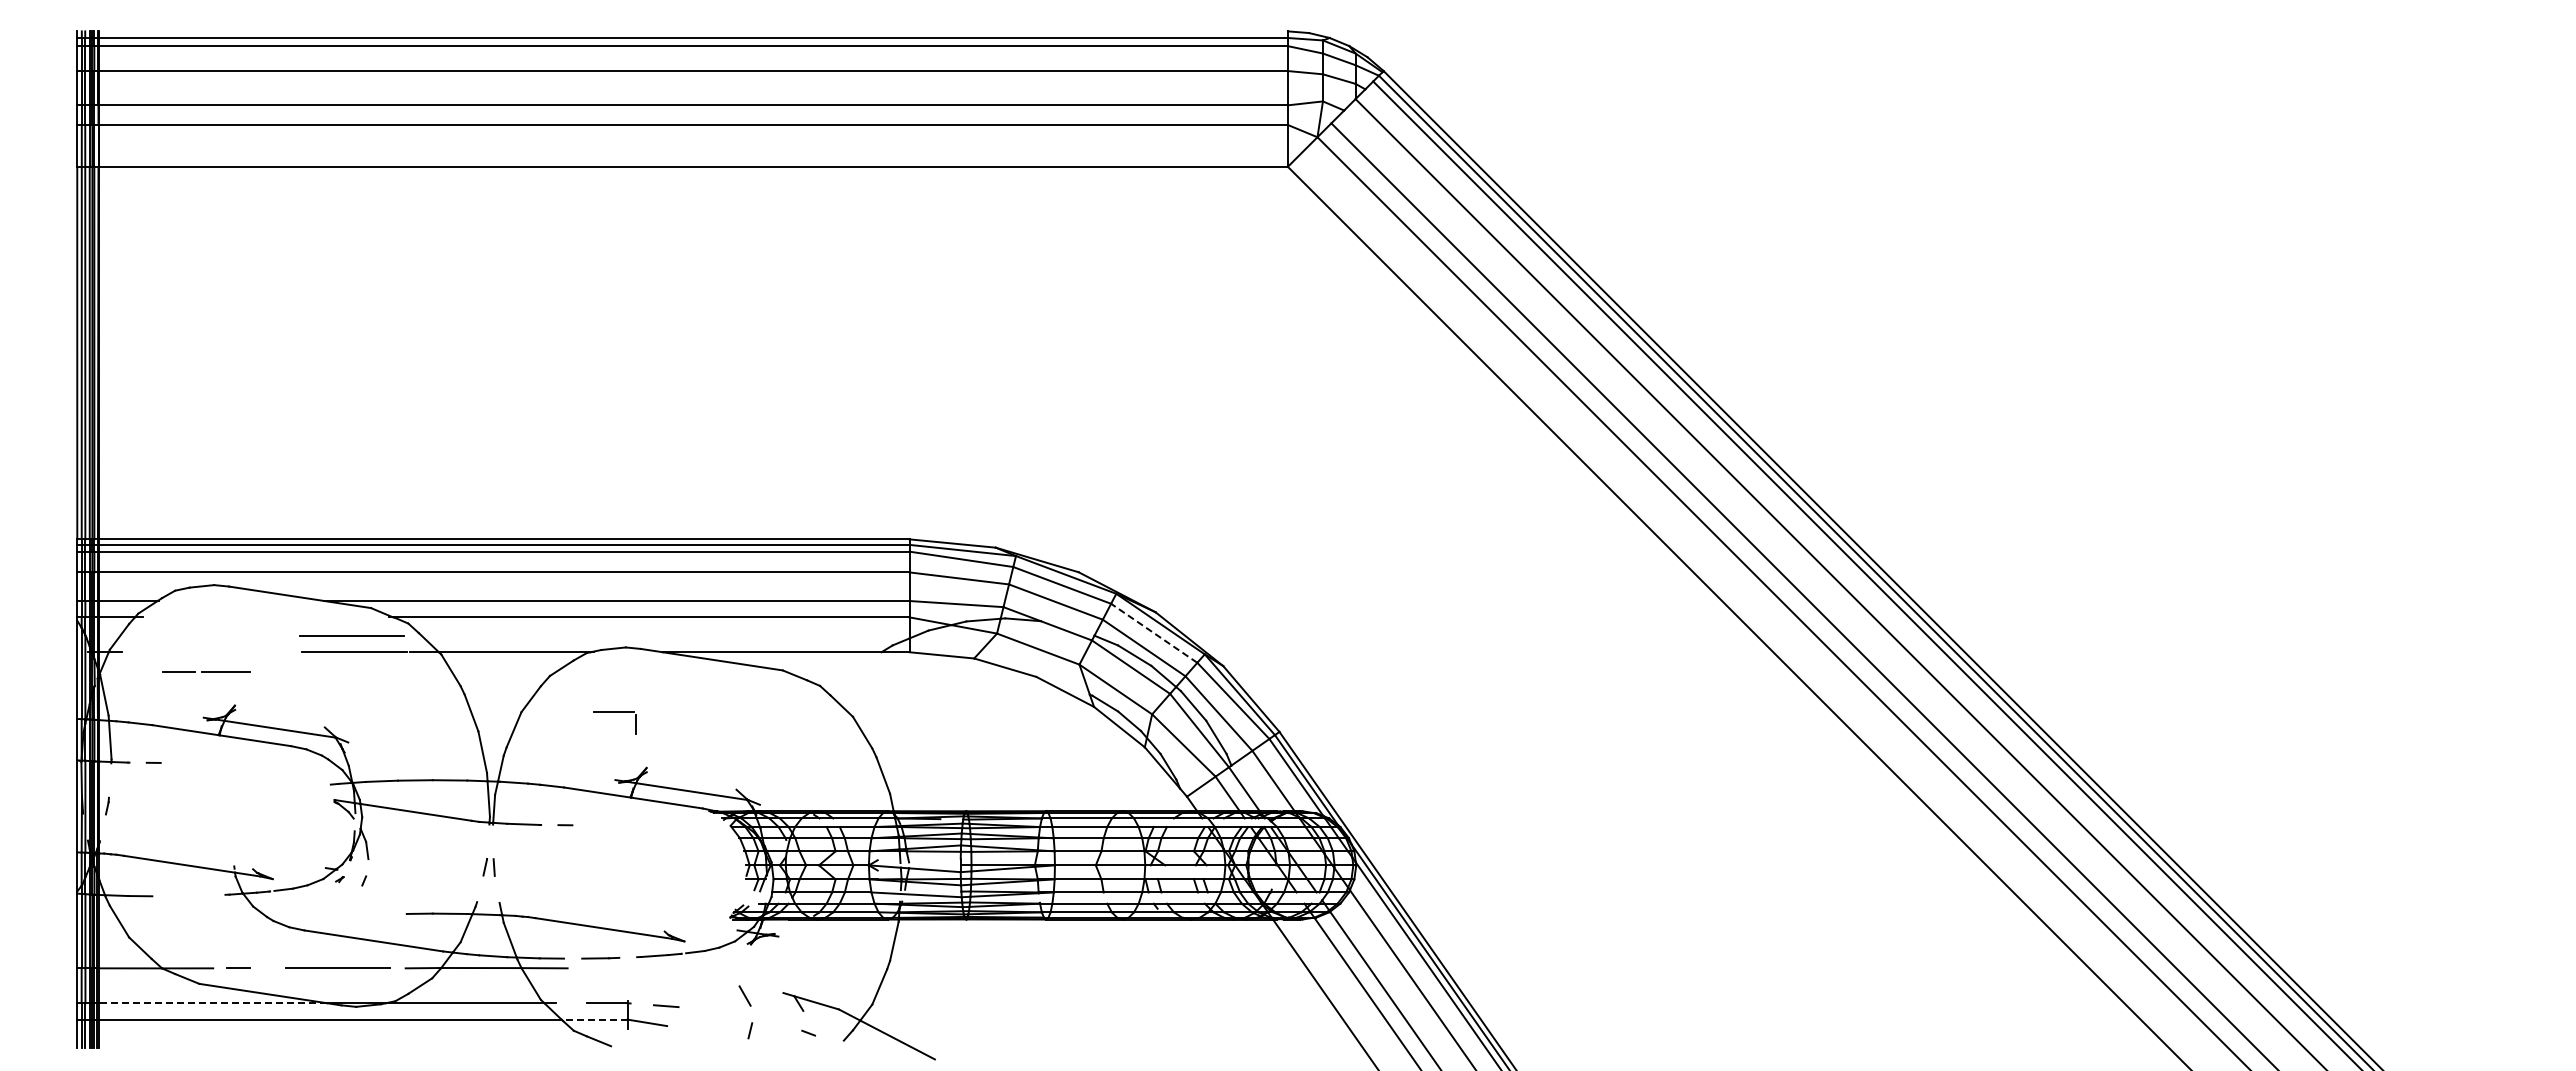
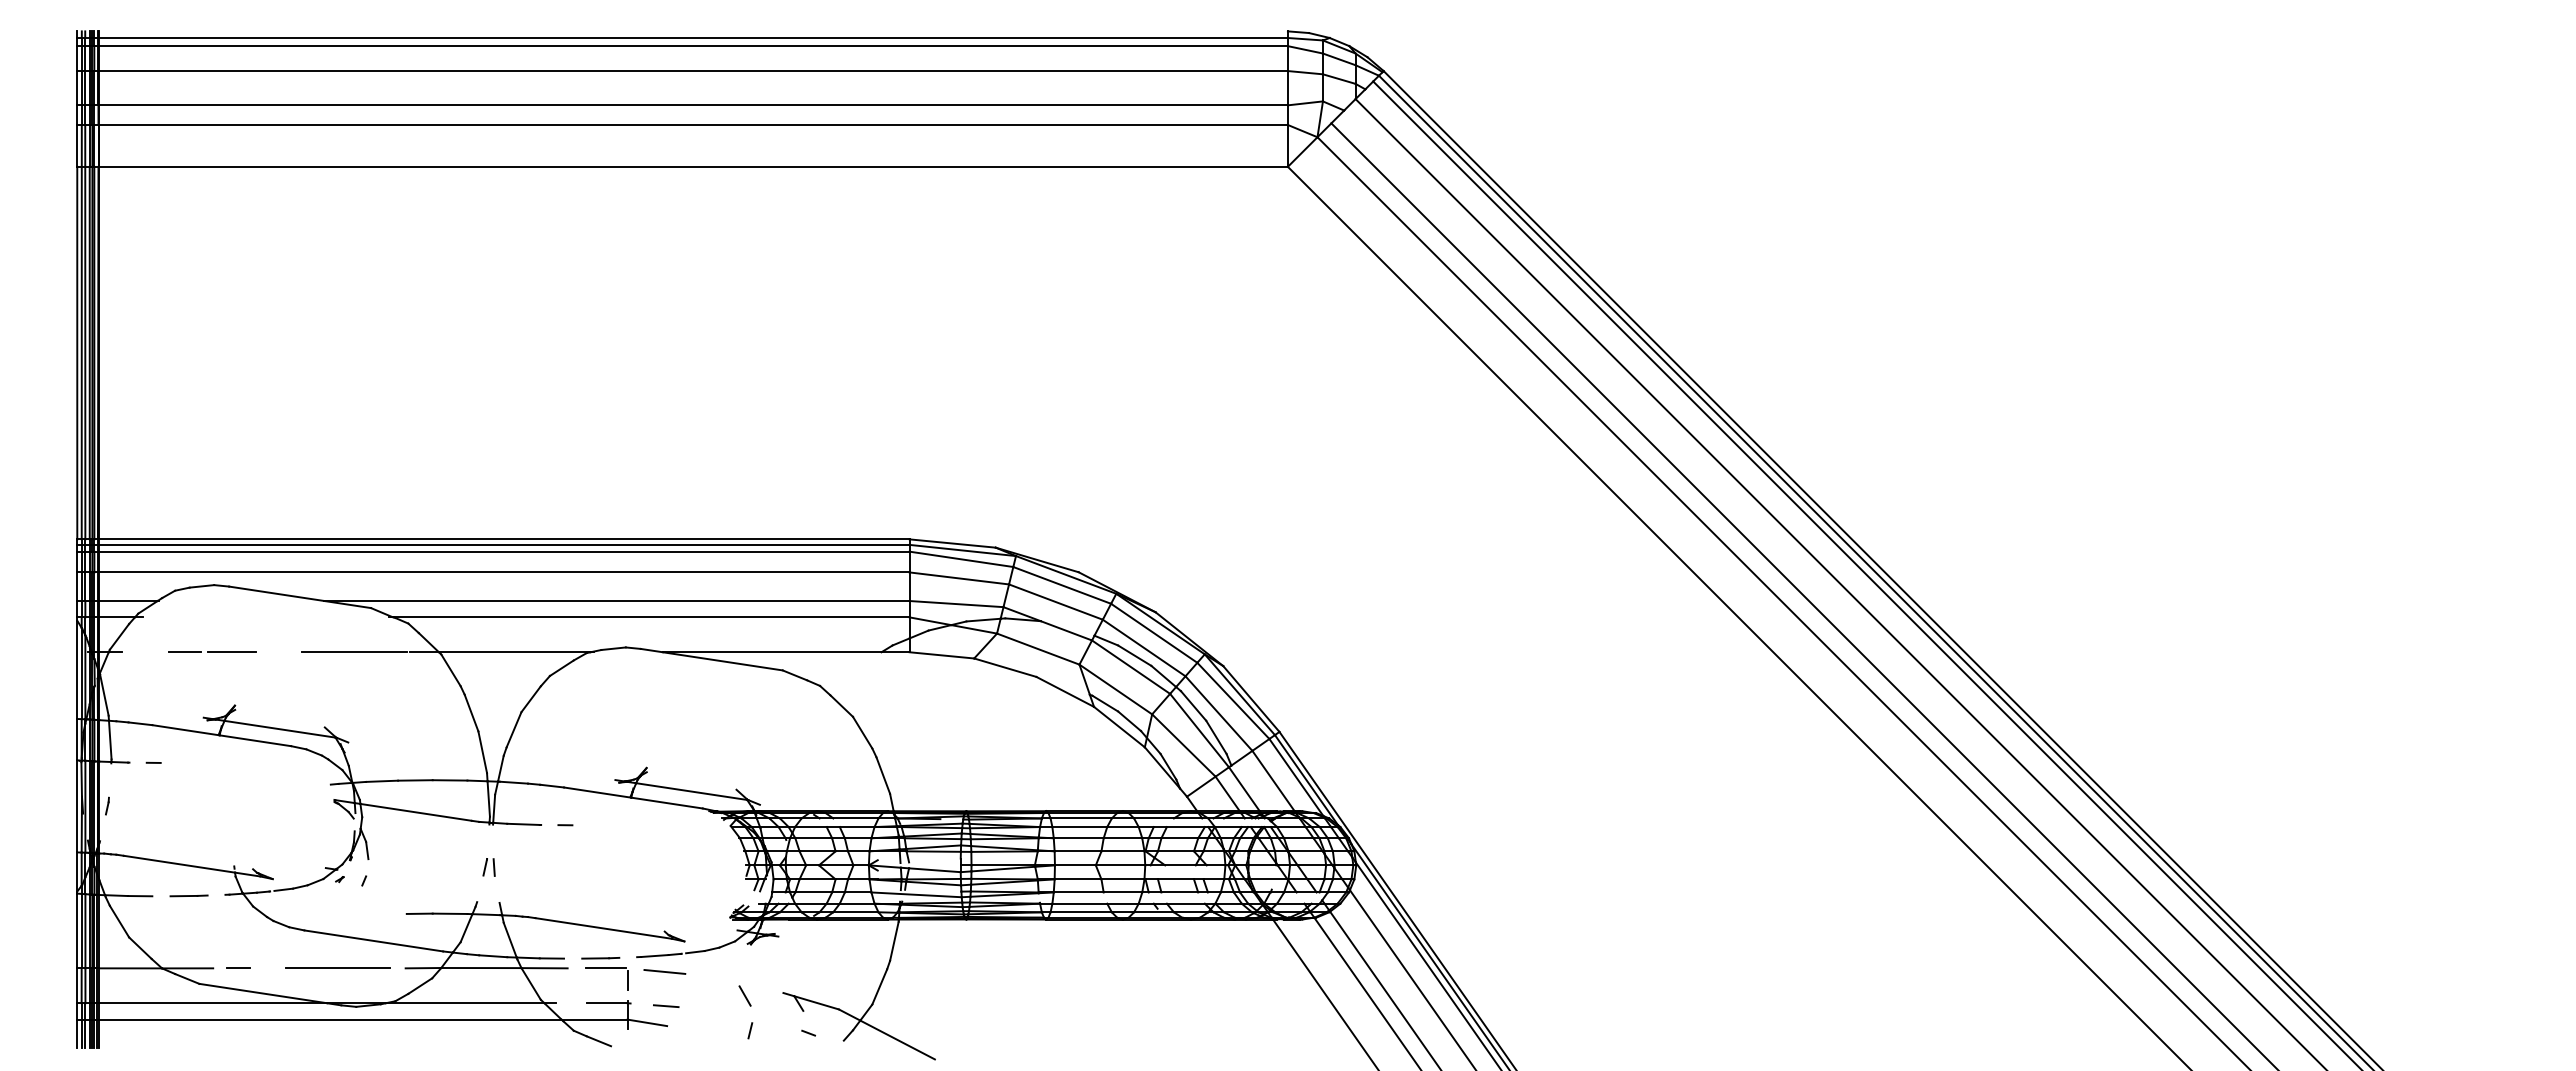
line: dashed -> solid (1153, 633)
line: present -> none (351, 635)
line position: (206, 671) -> (212, 651) (212, 651)
part position: (614, 712) -> (606, 968) (606, 968)
line: none -> present (188, 895)
line: none -> present (664, 971)
line: dashed -> solid (213, 1003)
line: dashed -> solid (594, 1019)
